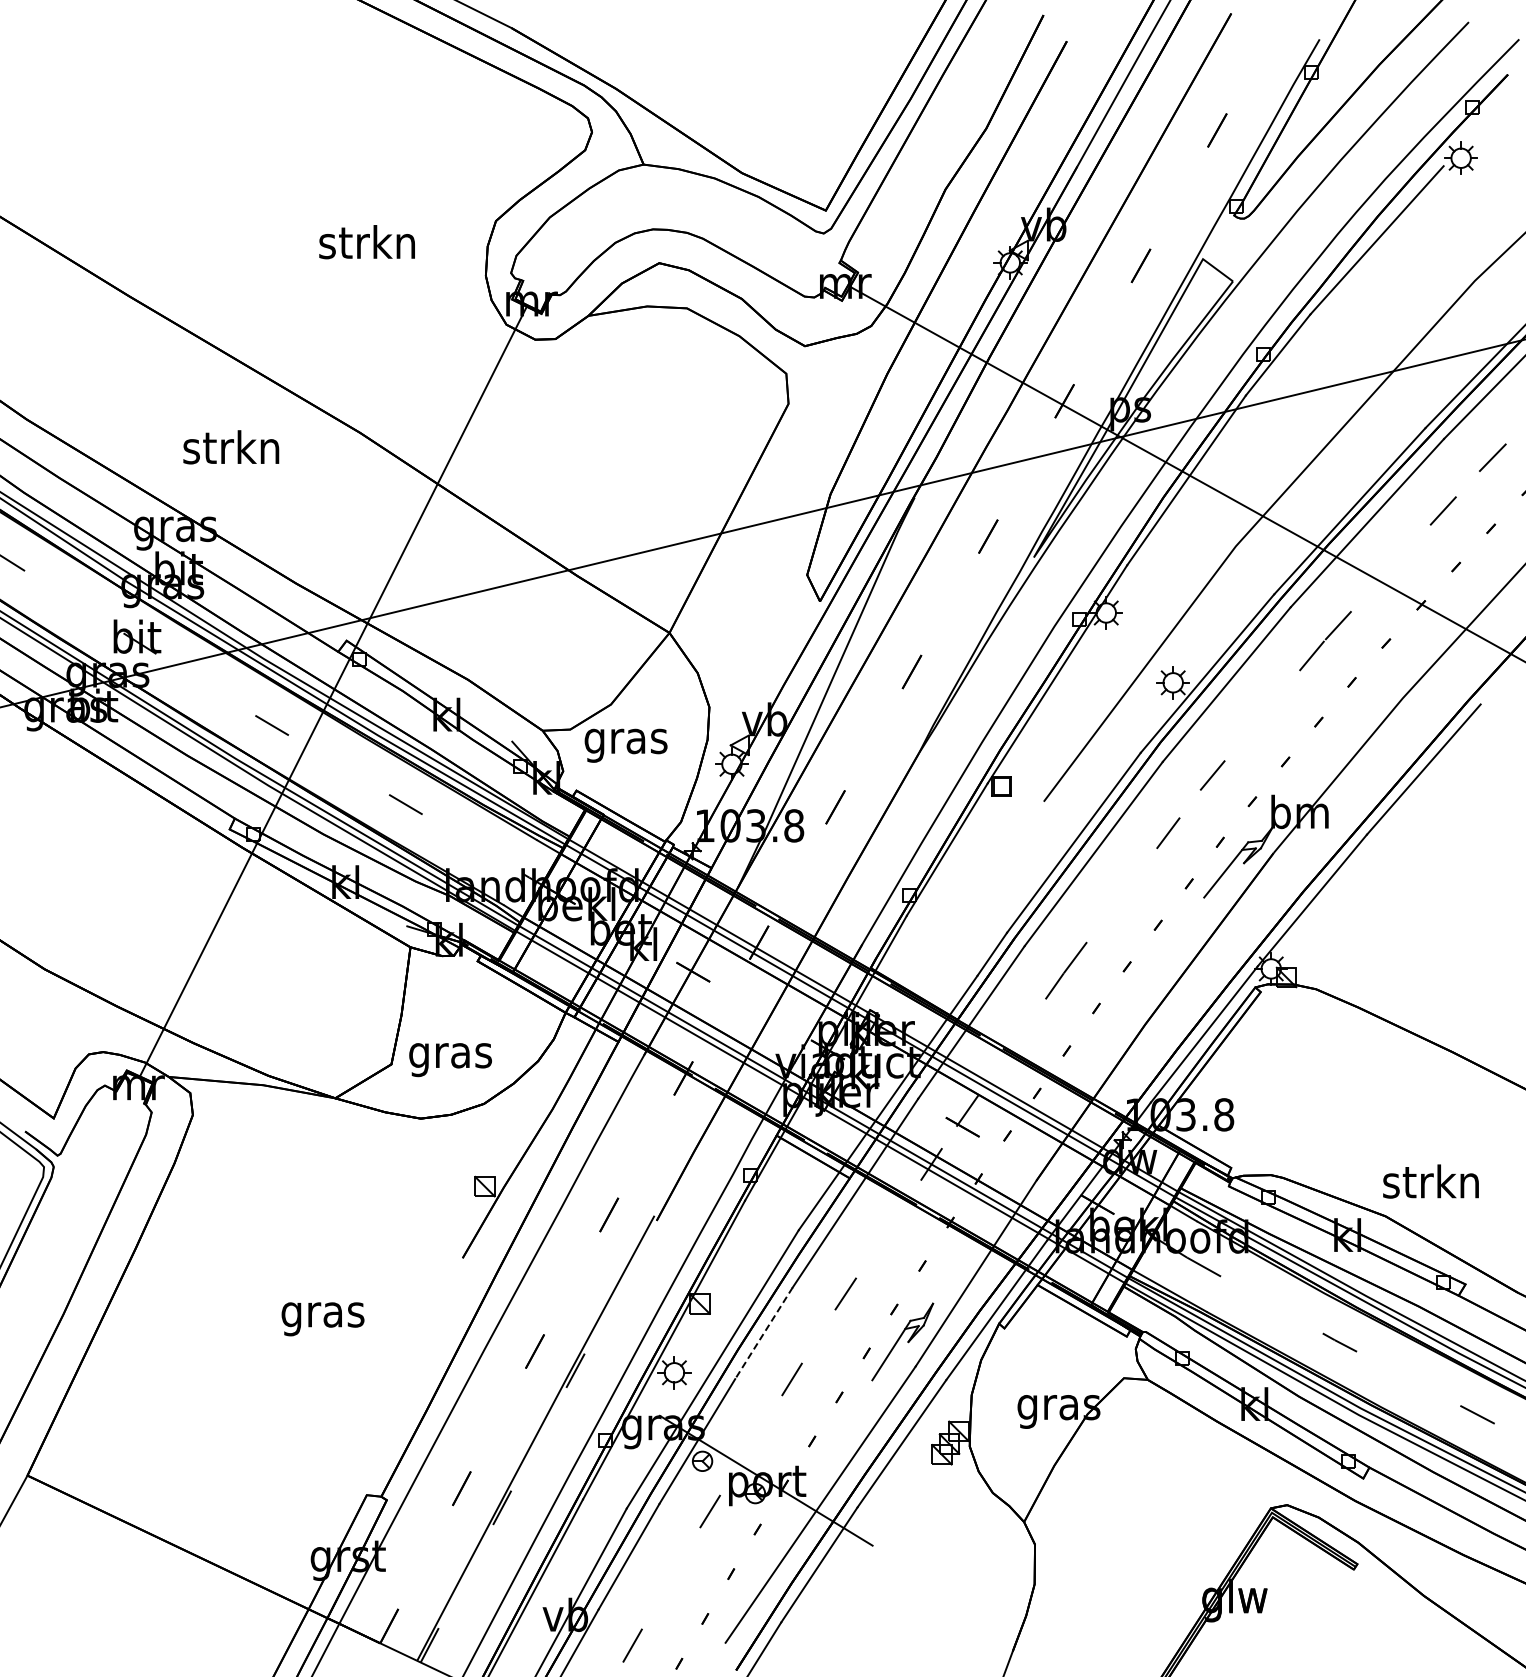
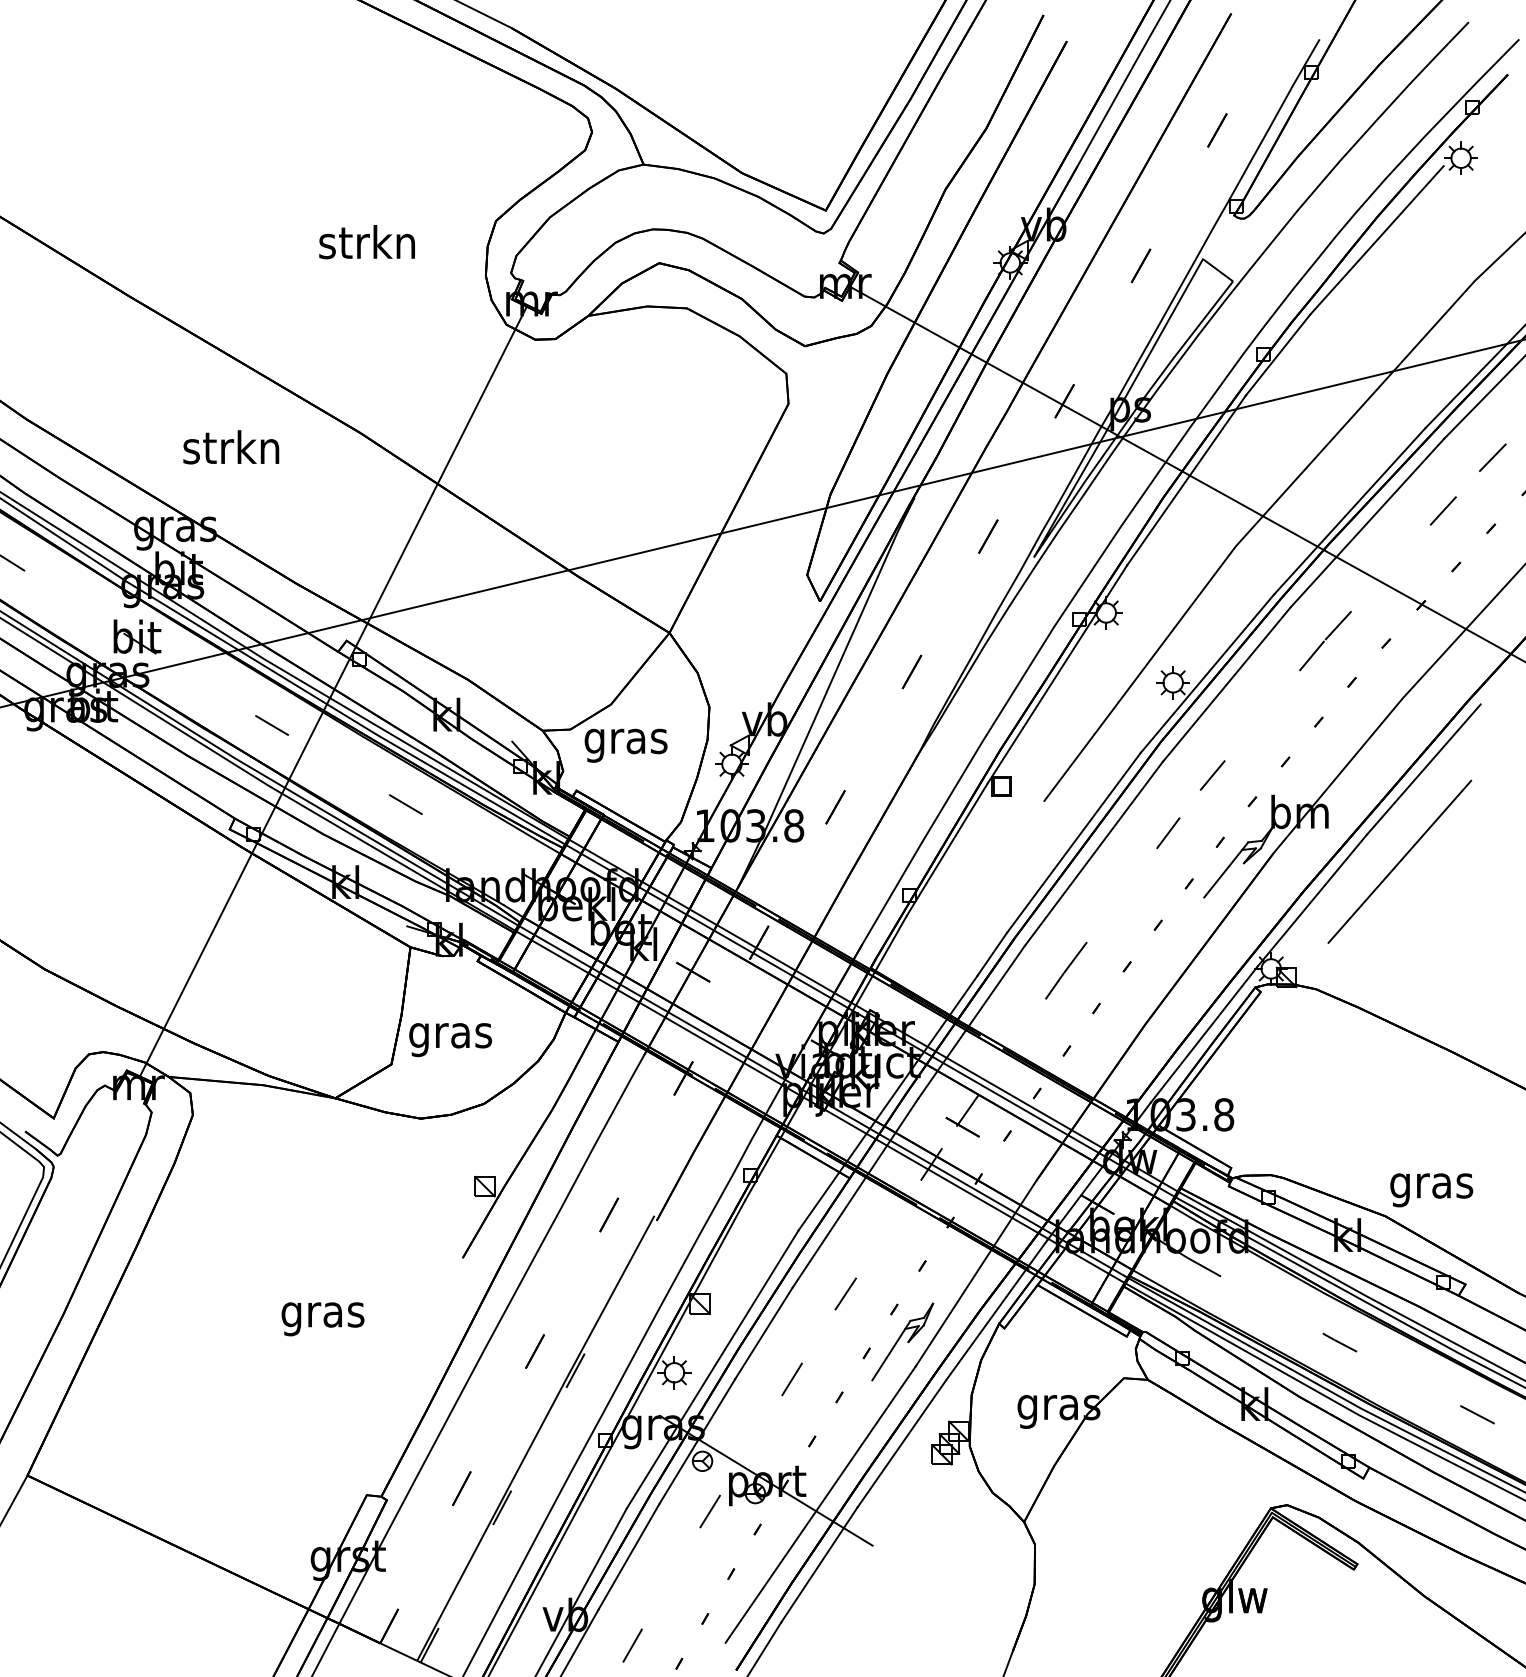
line: none -> present (1399, 861)
text position: (450, 1060) -> (450, 1040) (450, 1040)
text: strkn -> gras (1430, 1185)
line: dashed -> solid (763, 1333)
